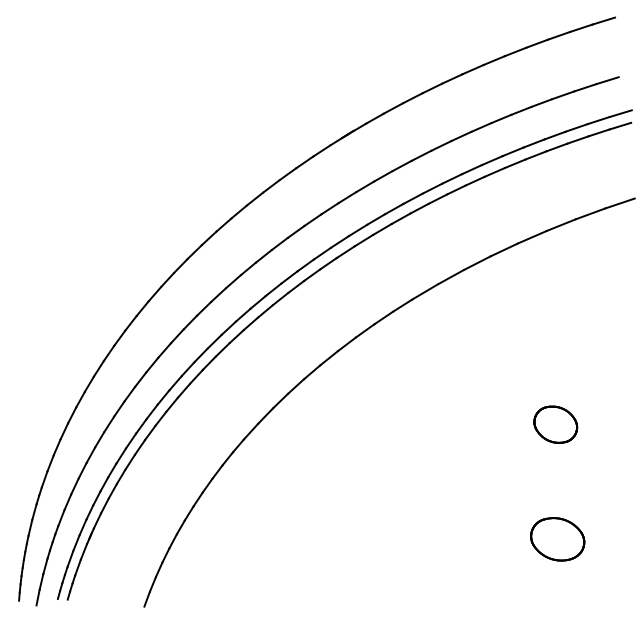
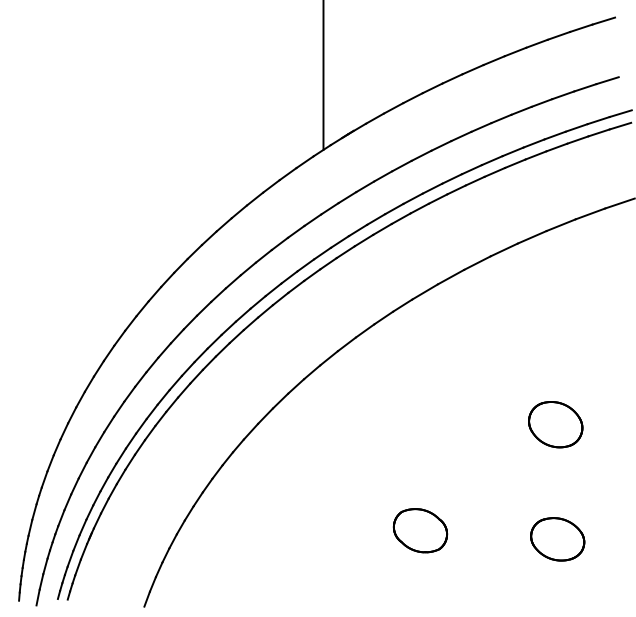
line: none -> present (323, 75)
part size: 46x39 px -> 56x48 px (555, 424)
part: none -> present (420, 530)
